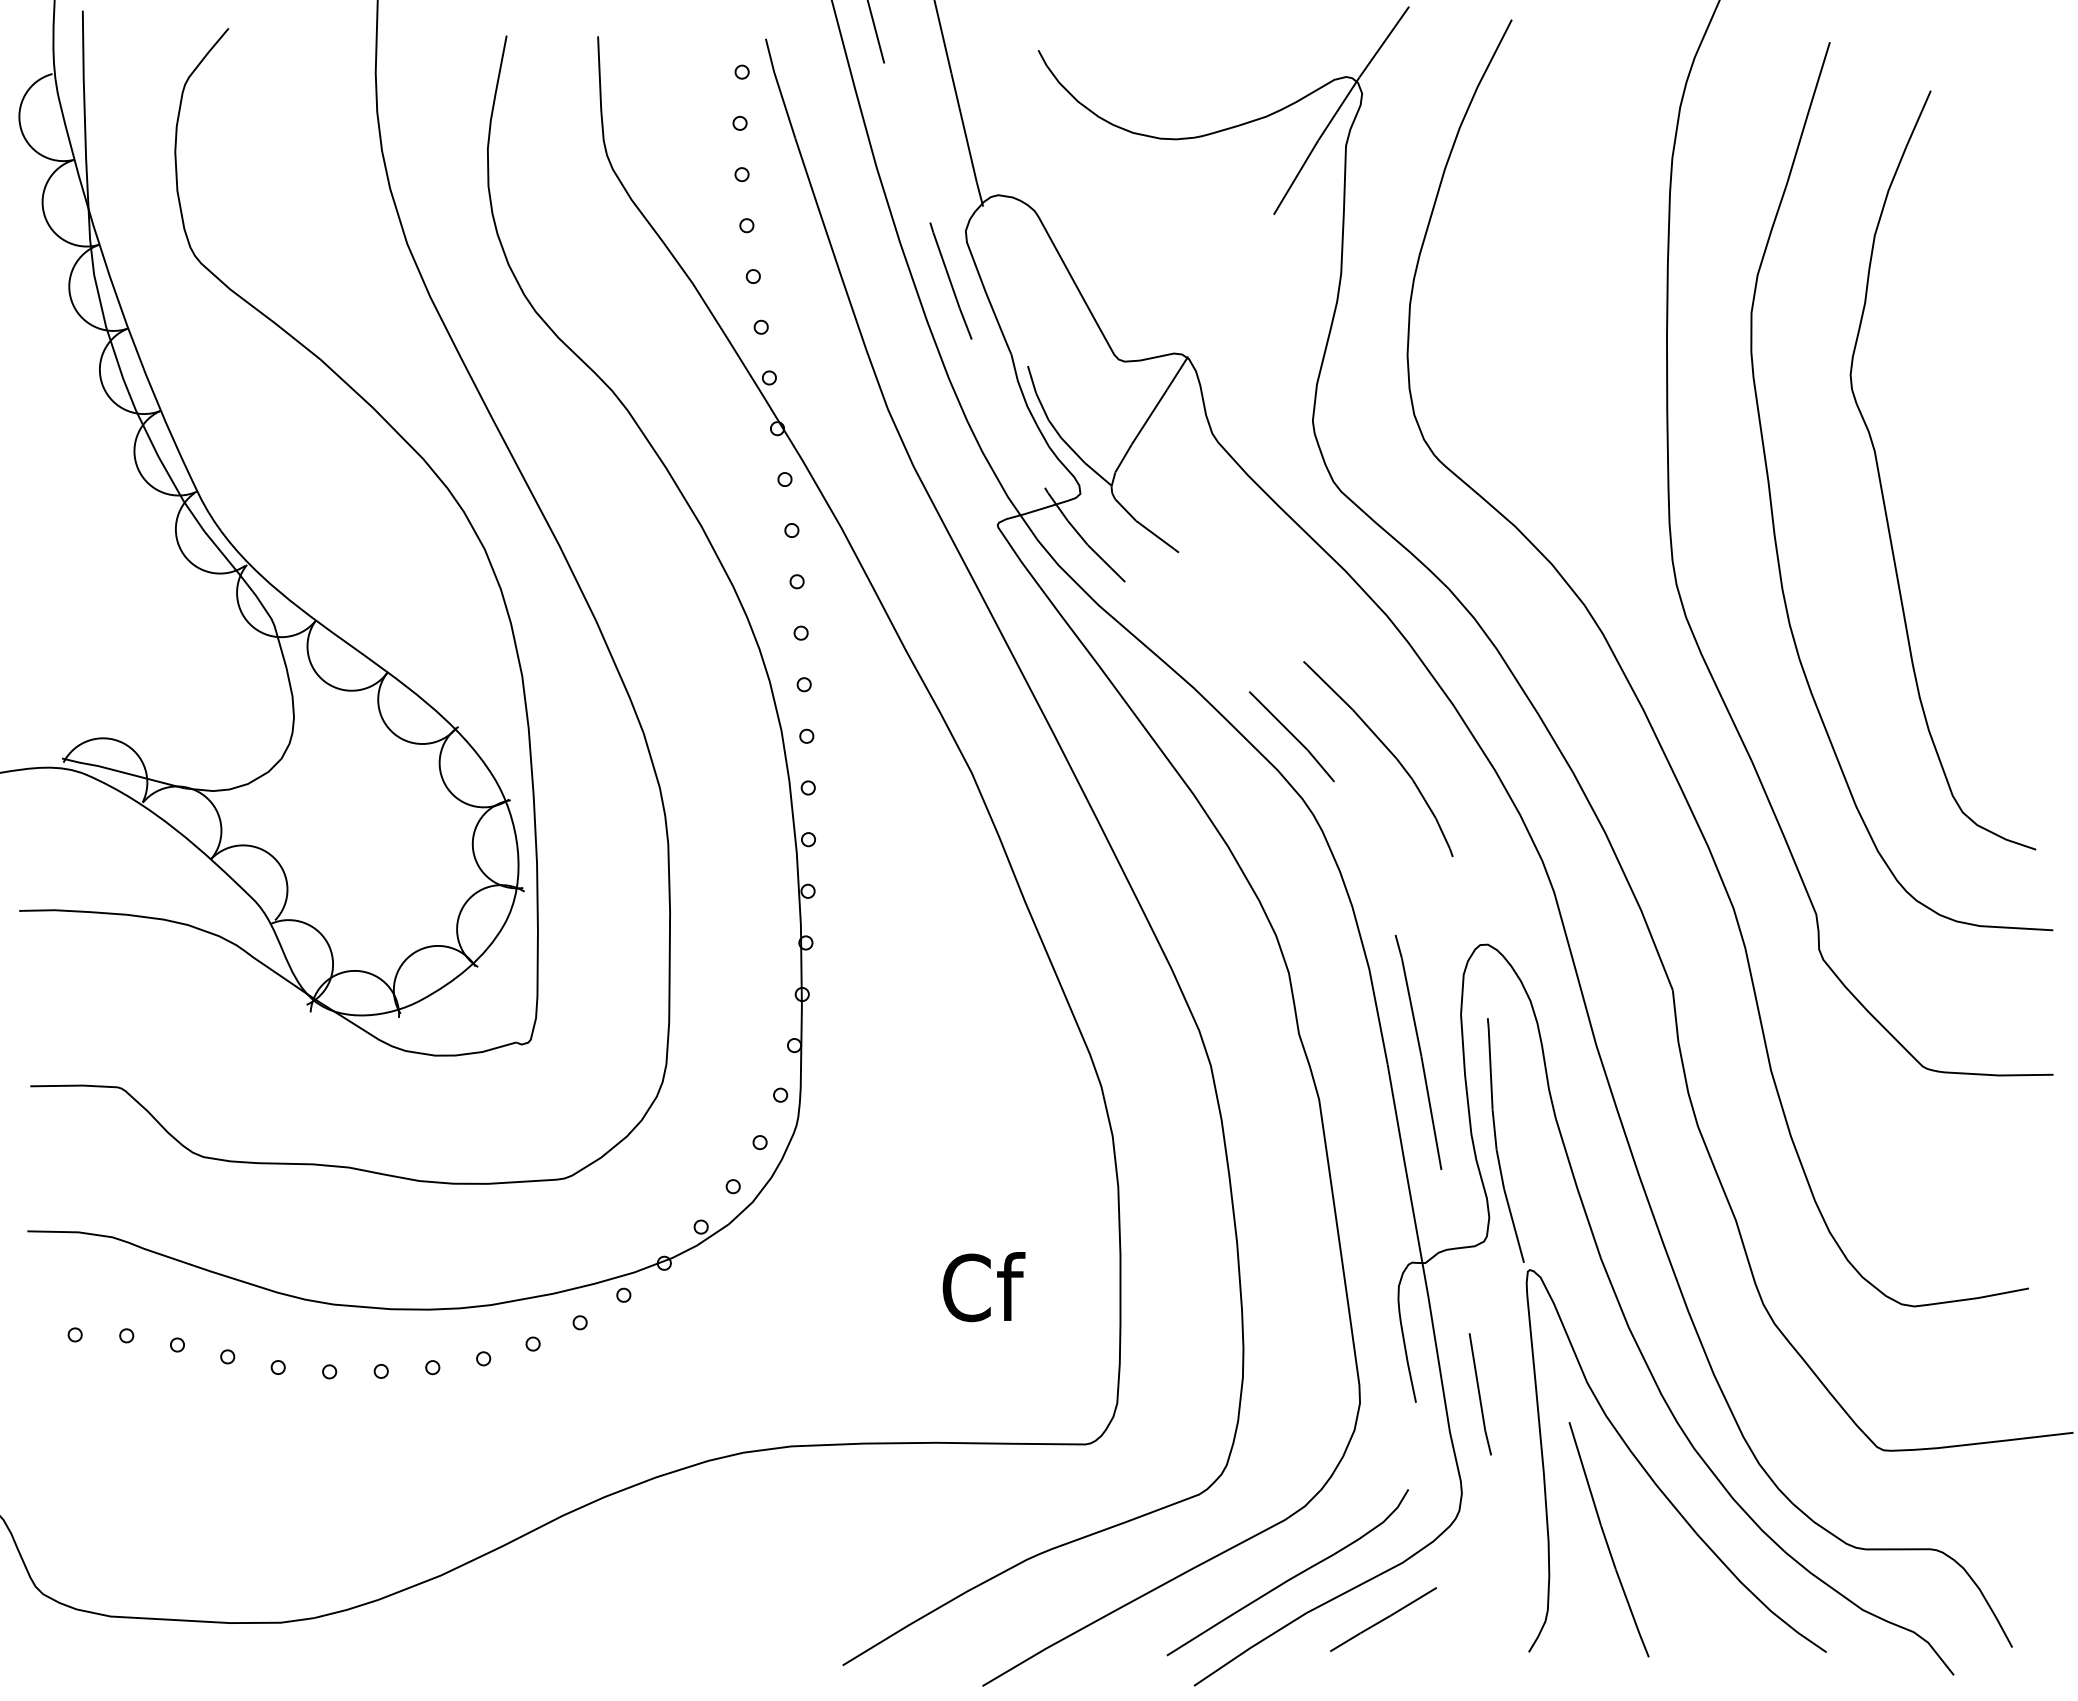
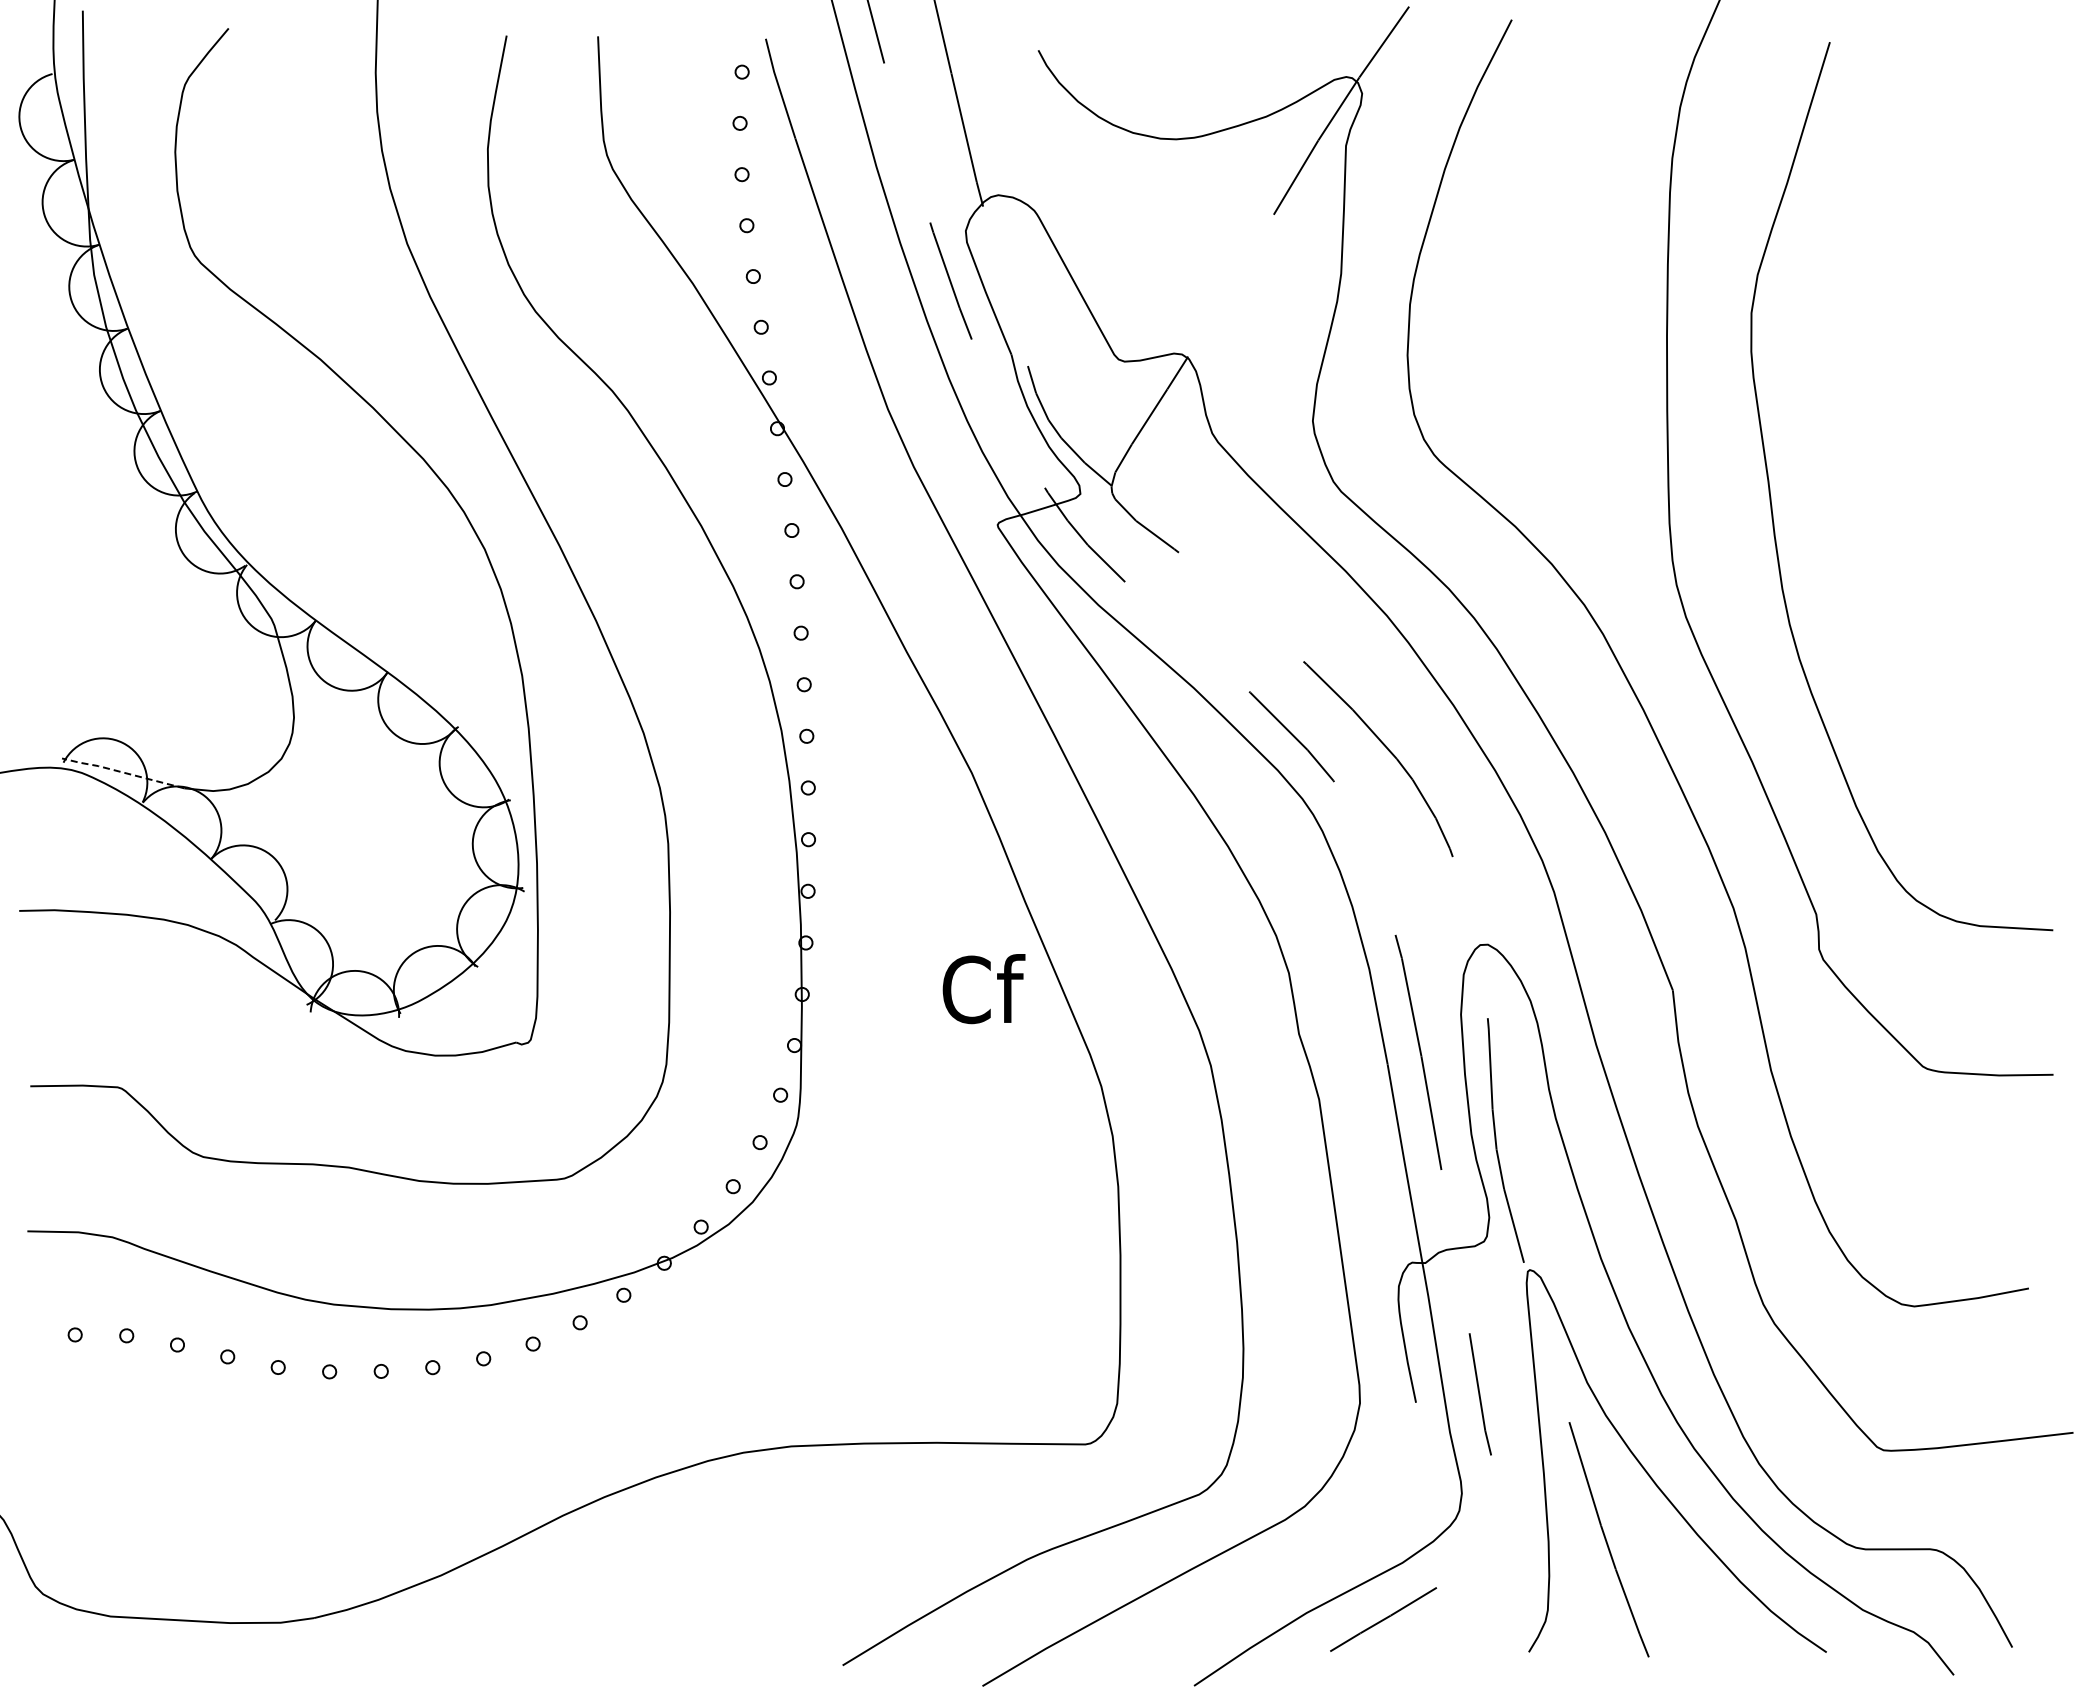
curve: present -> none (1881, 481)
line: solid -> dashed (121, 772)
text position: (983, 1287) -> (983, 989) (983, 989)
curve: present -> none (1289, 1578)
